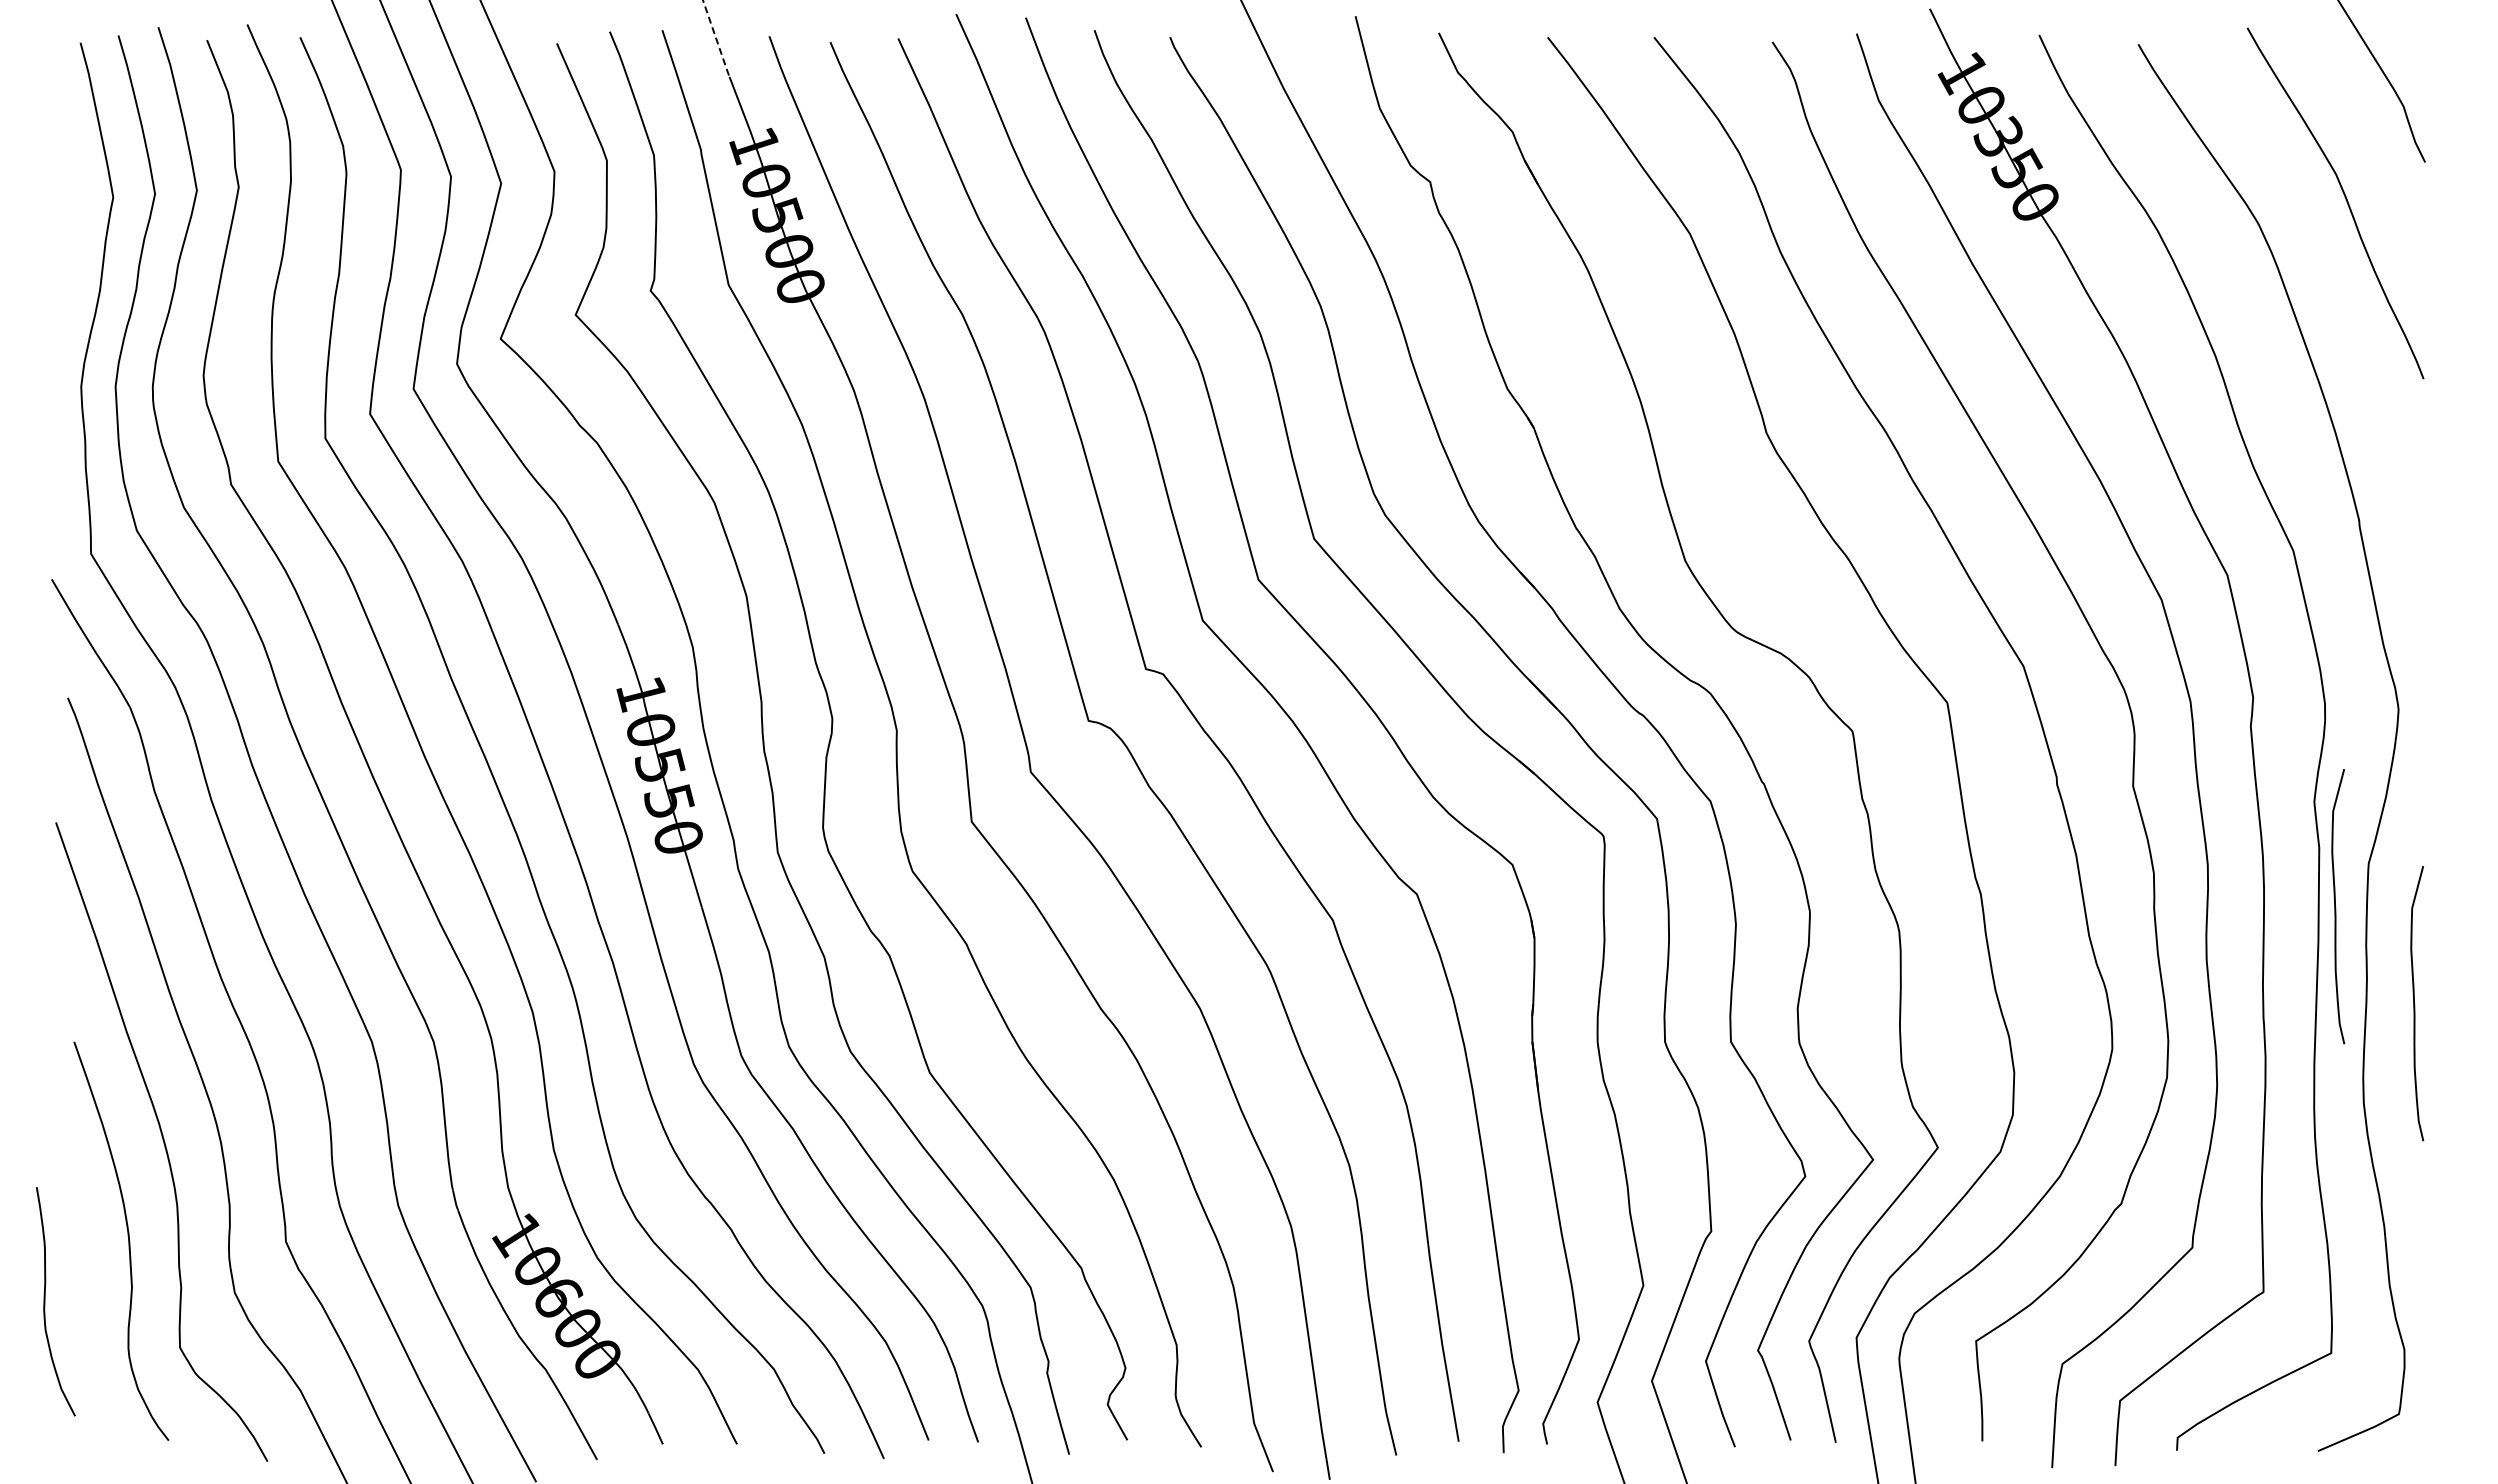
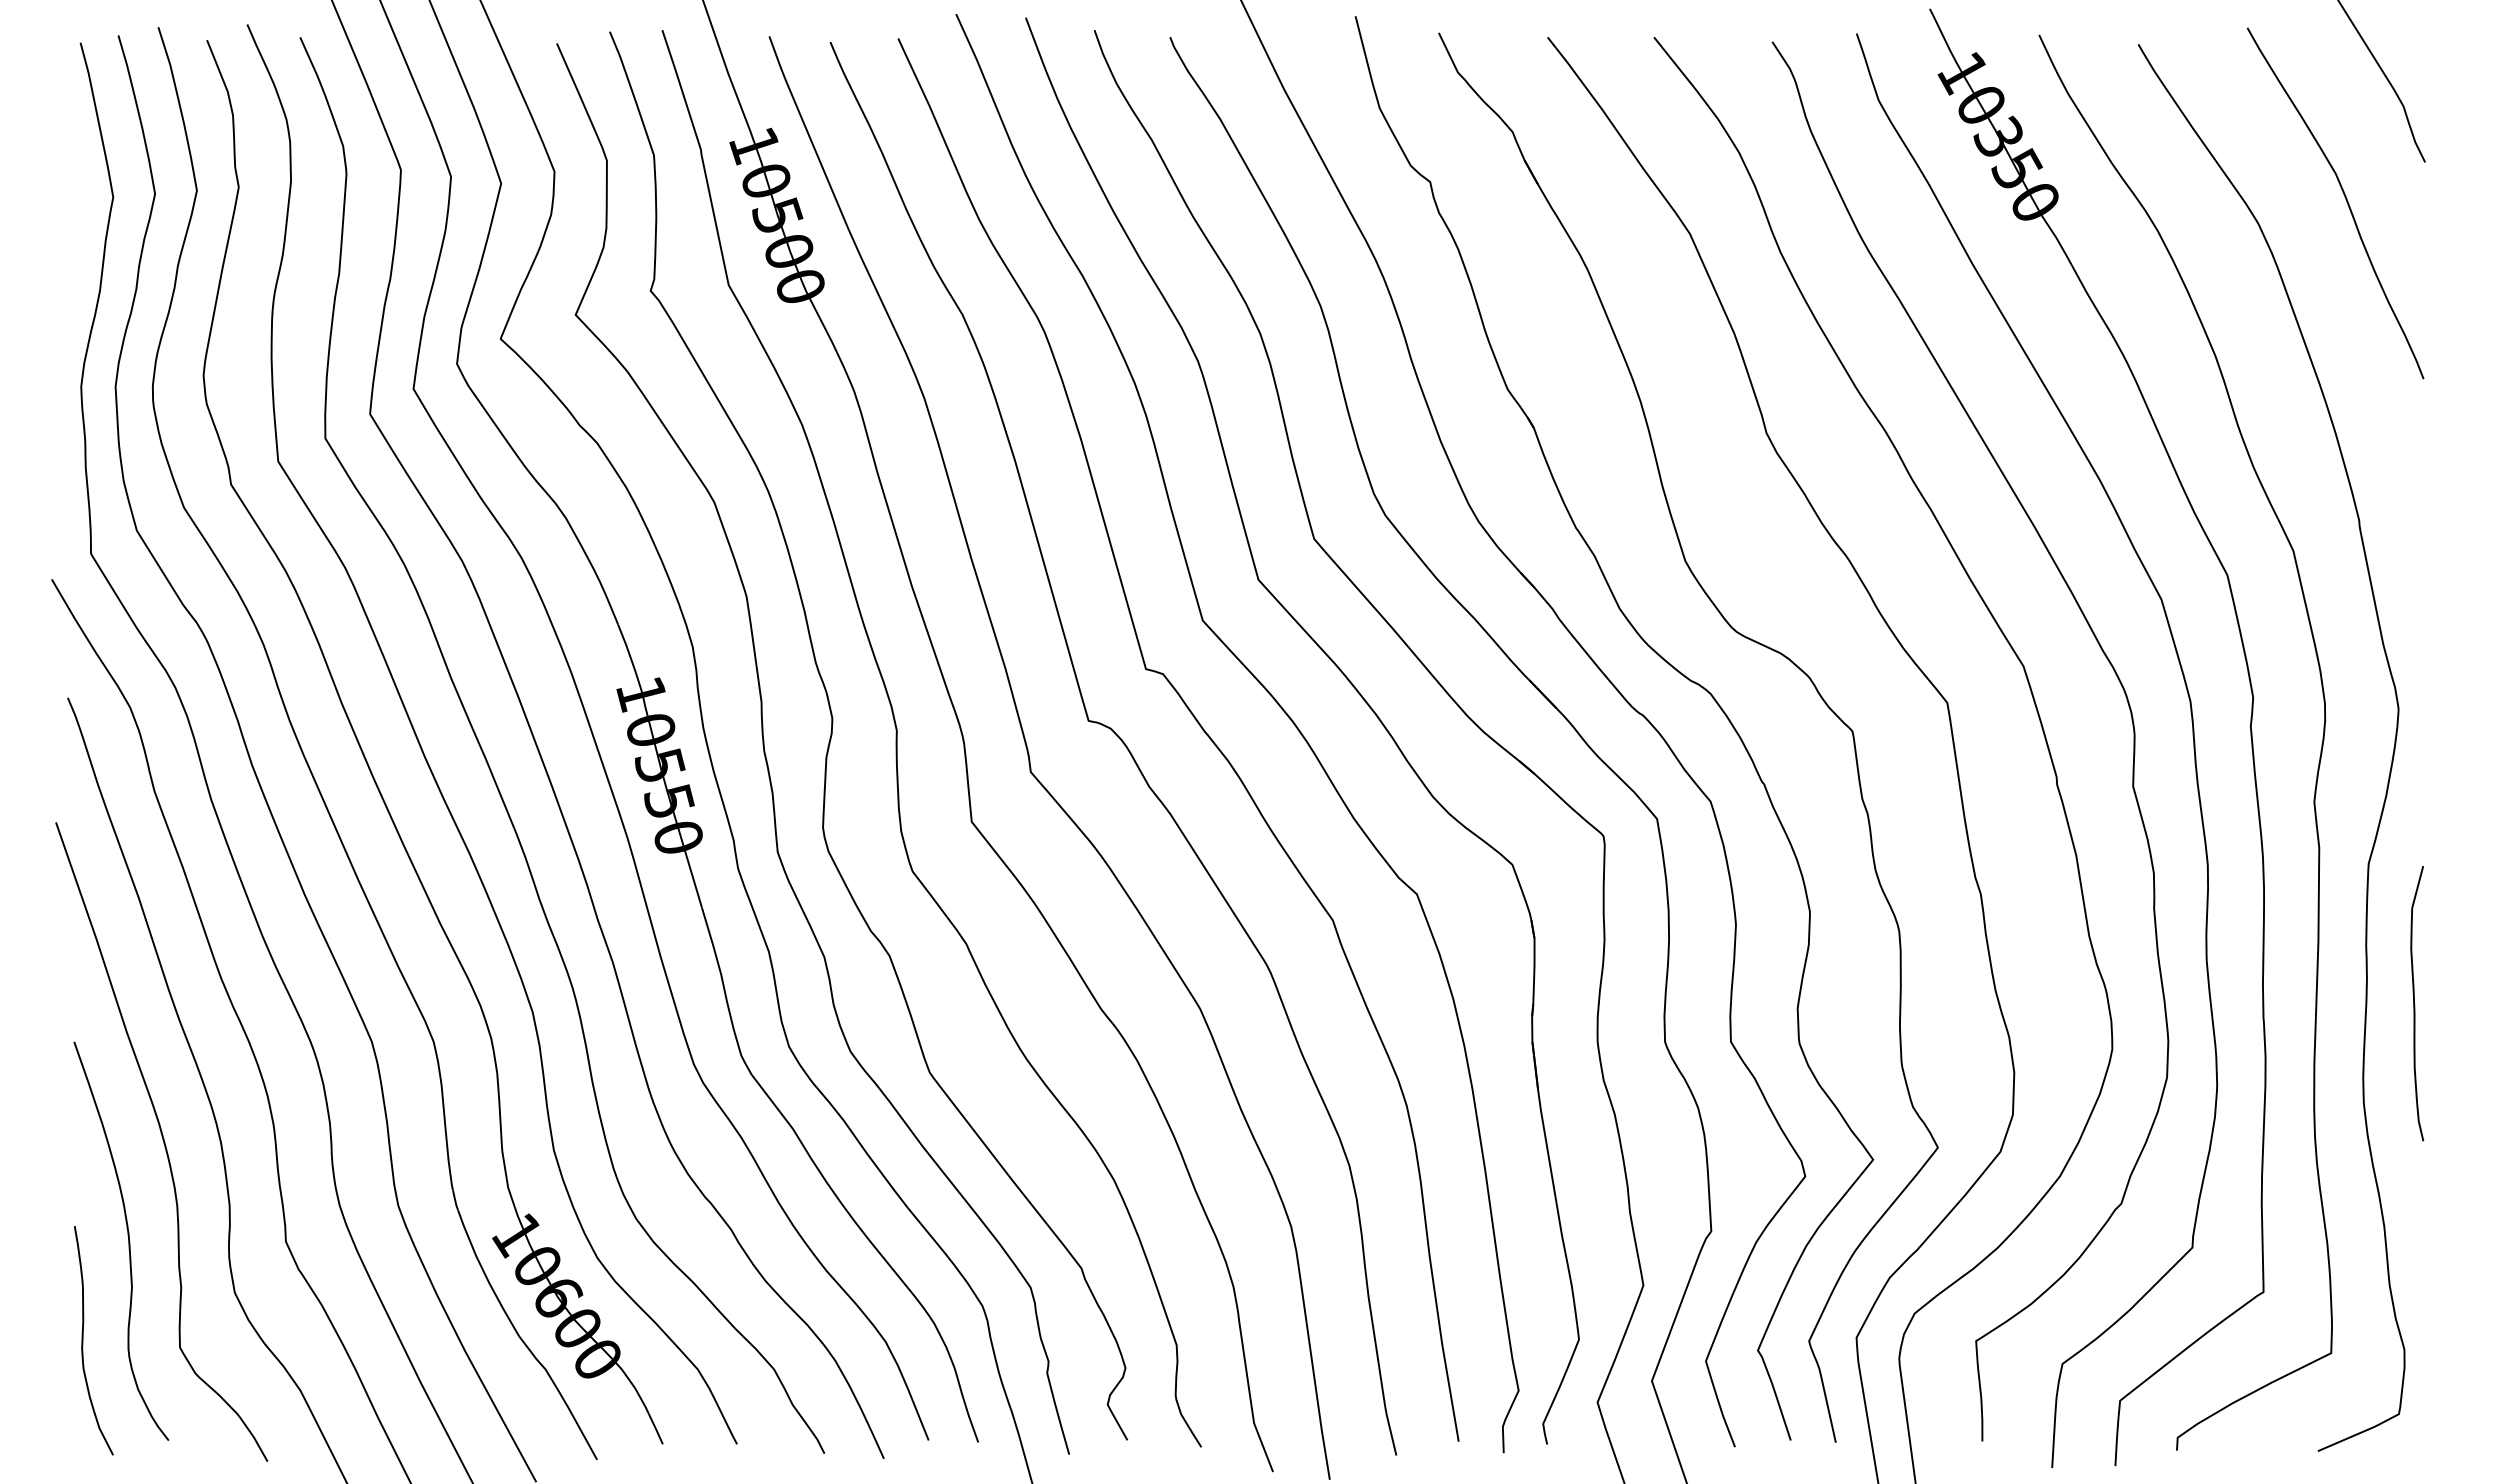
line: dashed -> solid (716, 40)
curve: present -> none (2336, 907)
curve position: (45, 1301) -> (83, 1340) (83, 1340)
